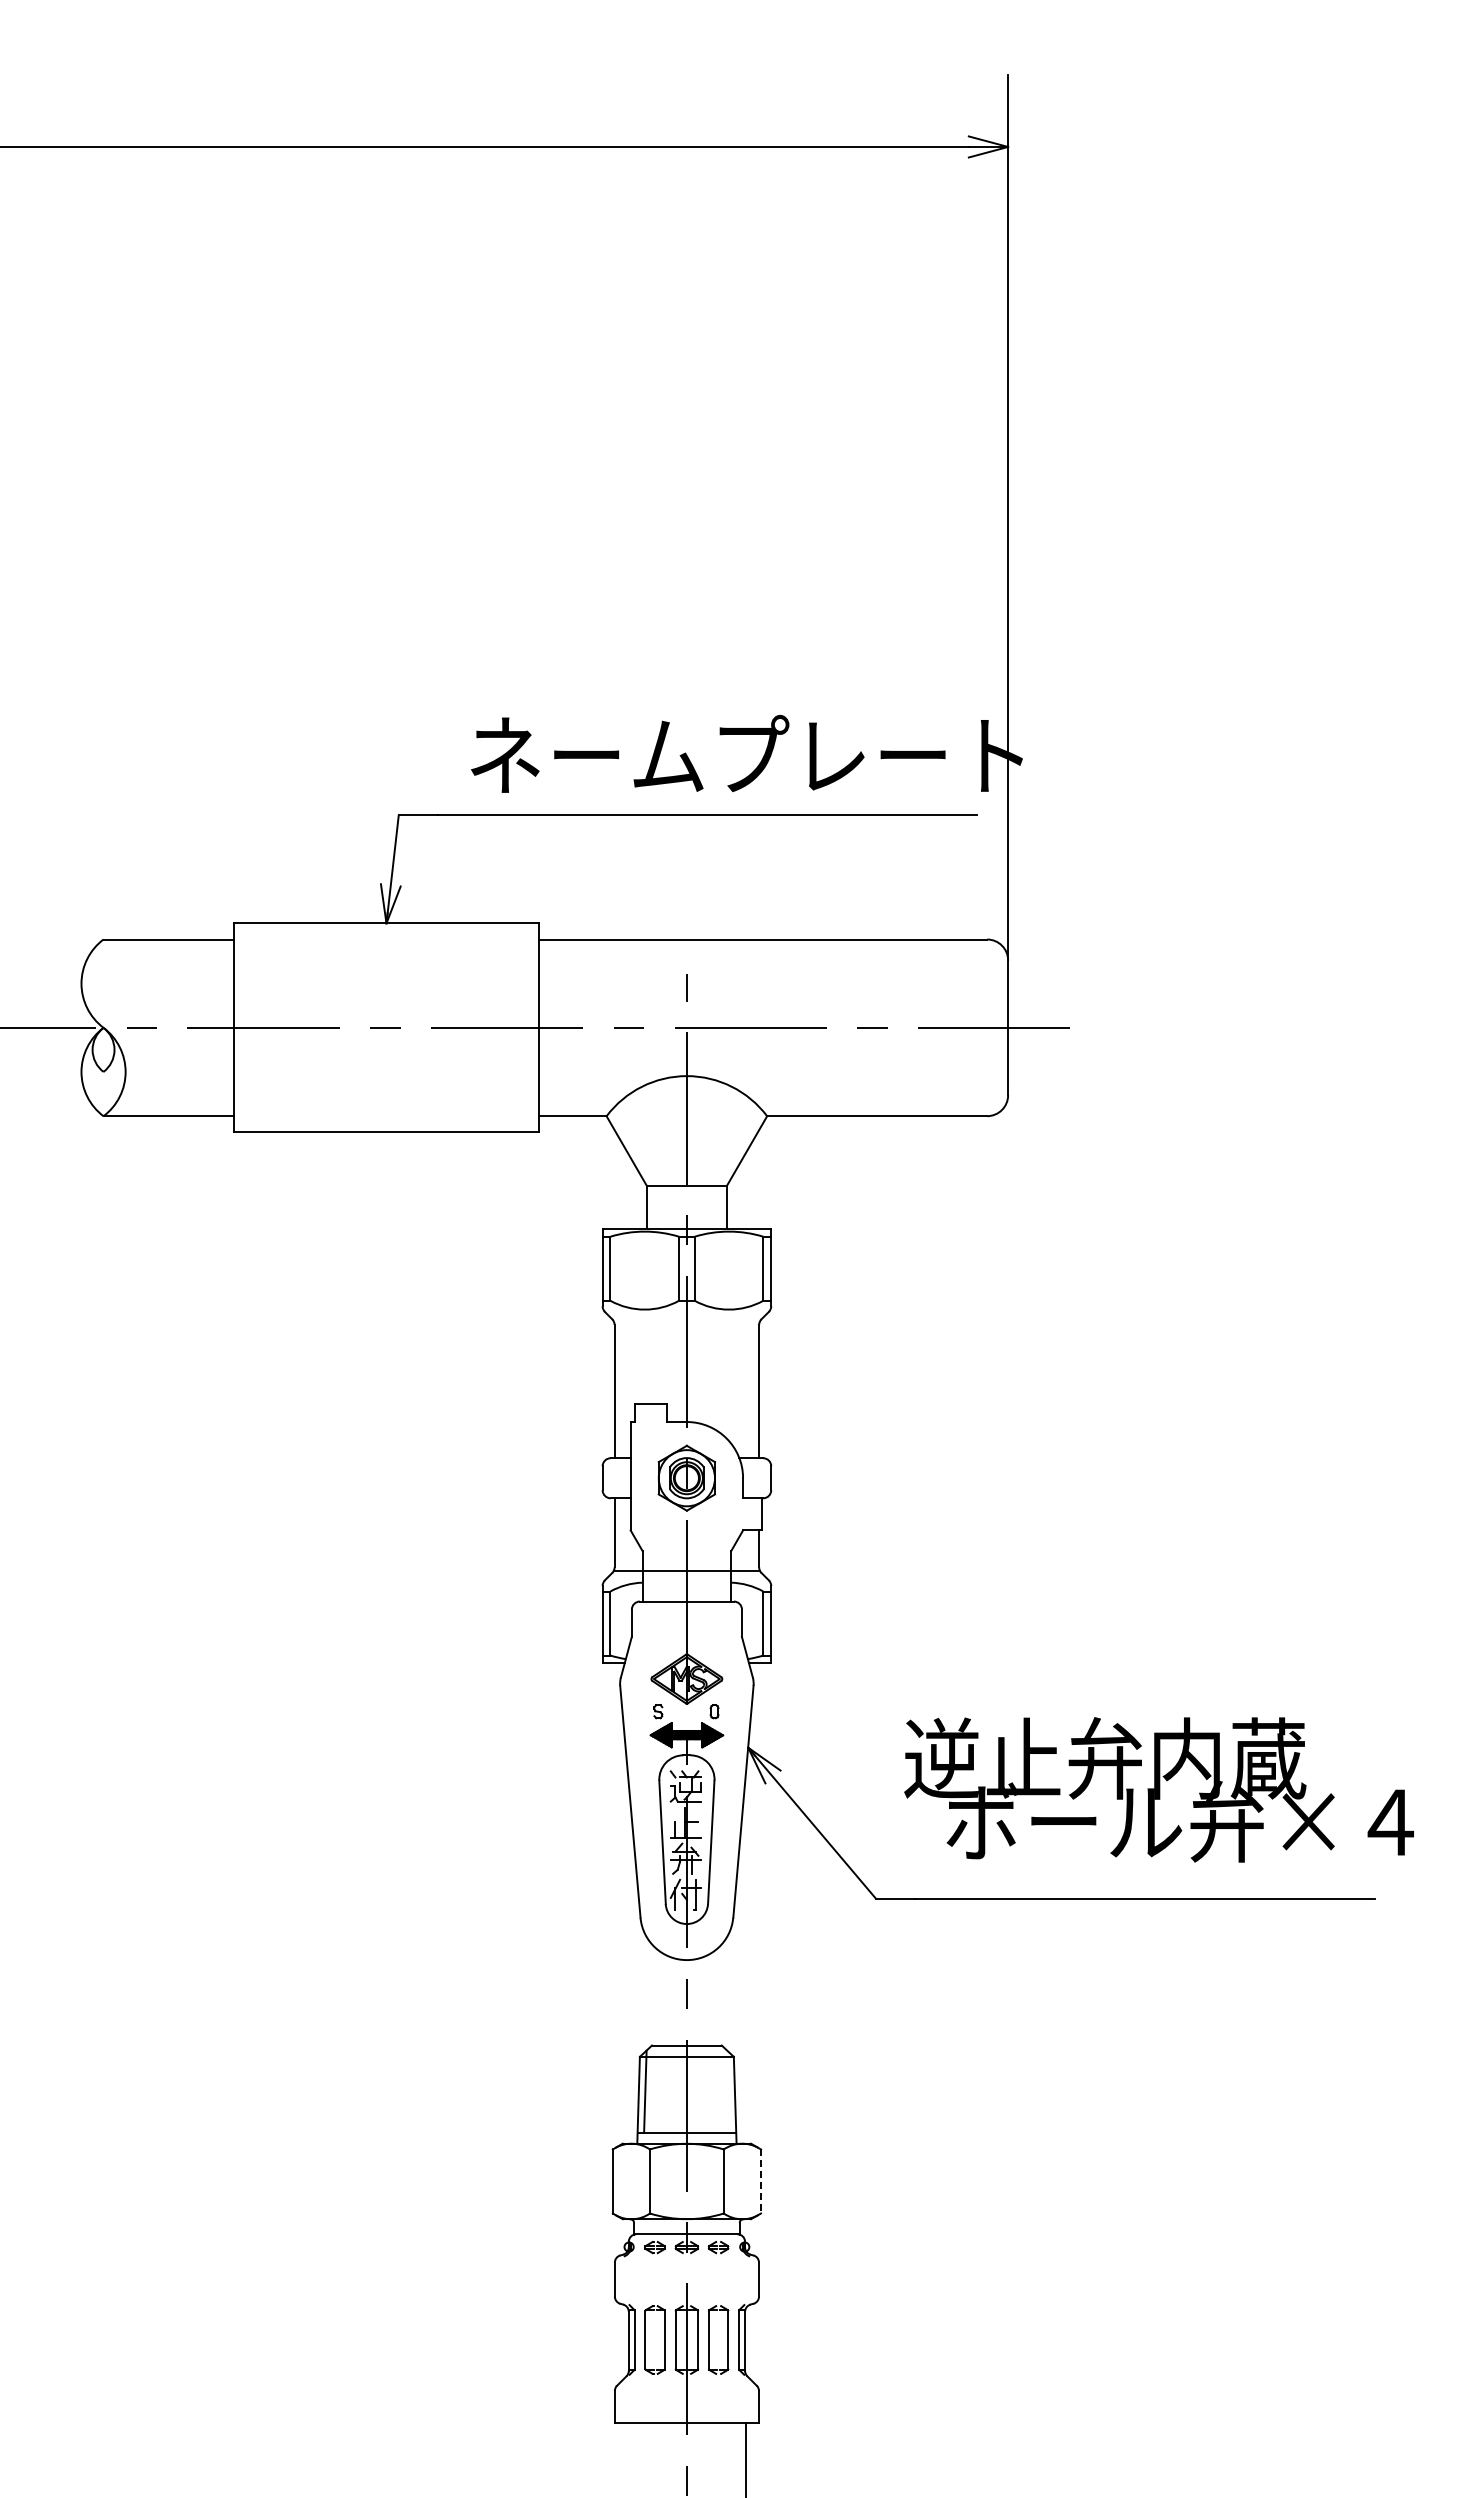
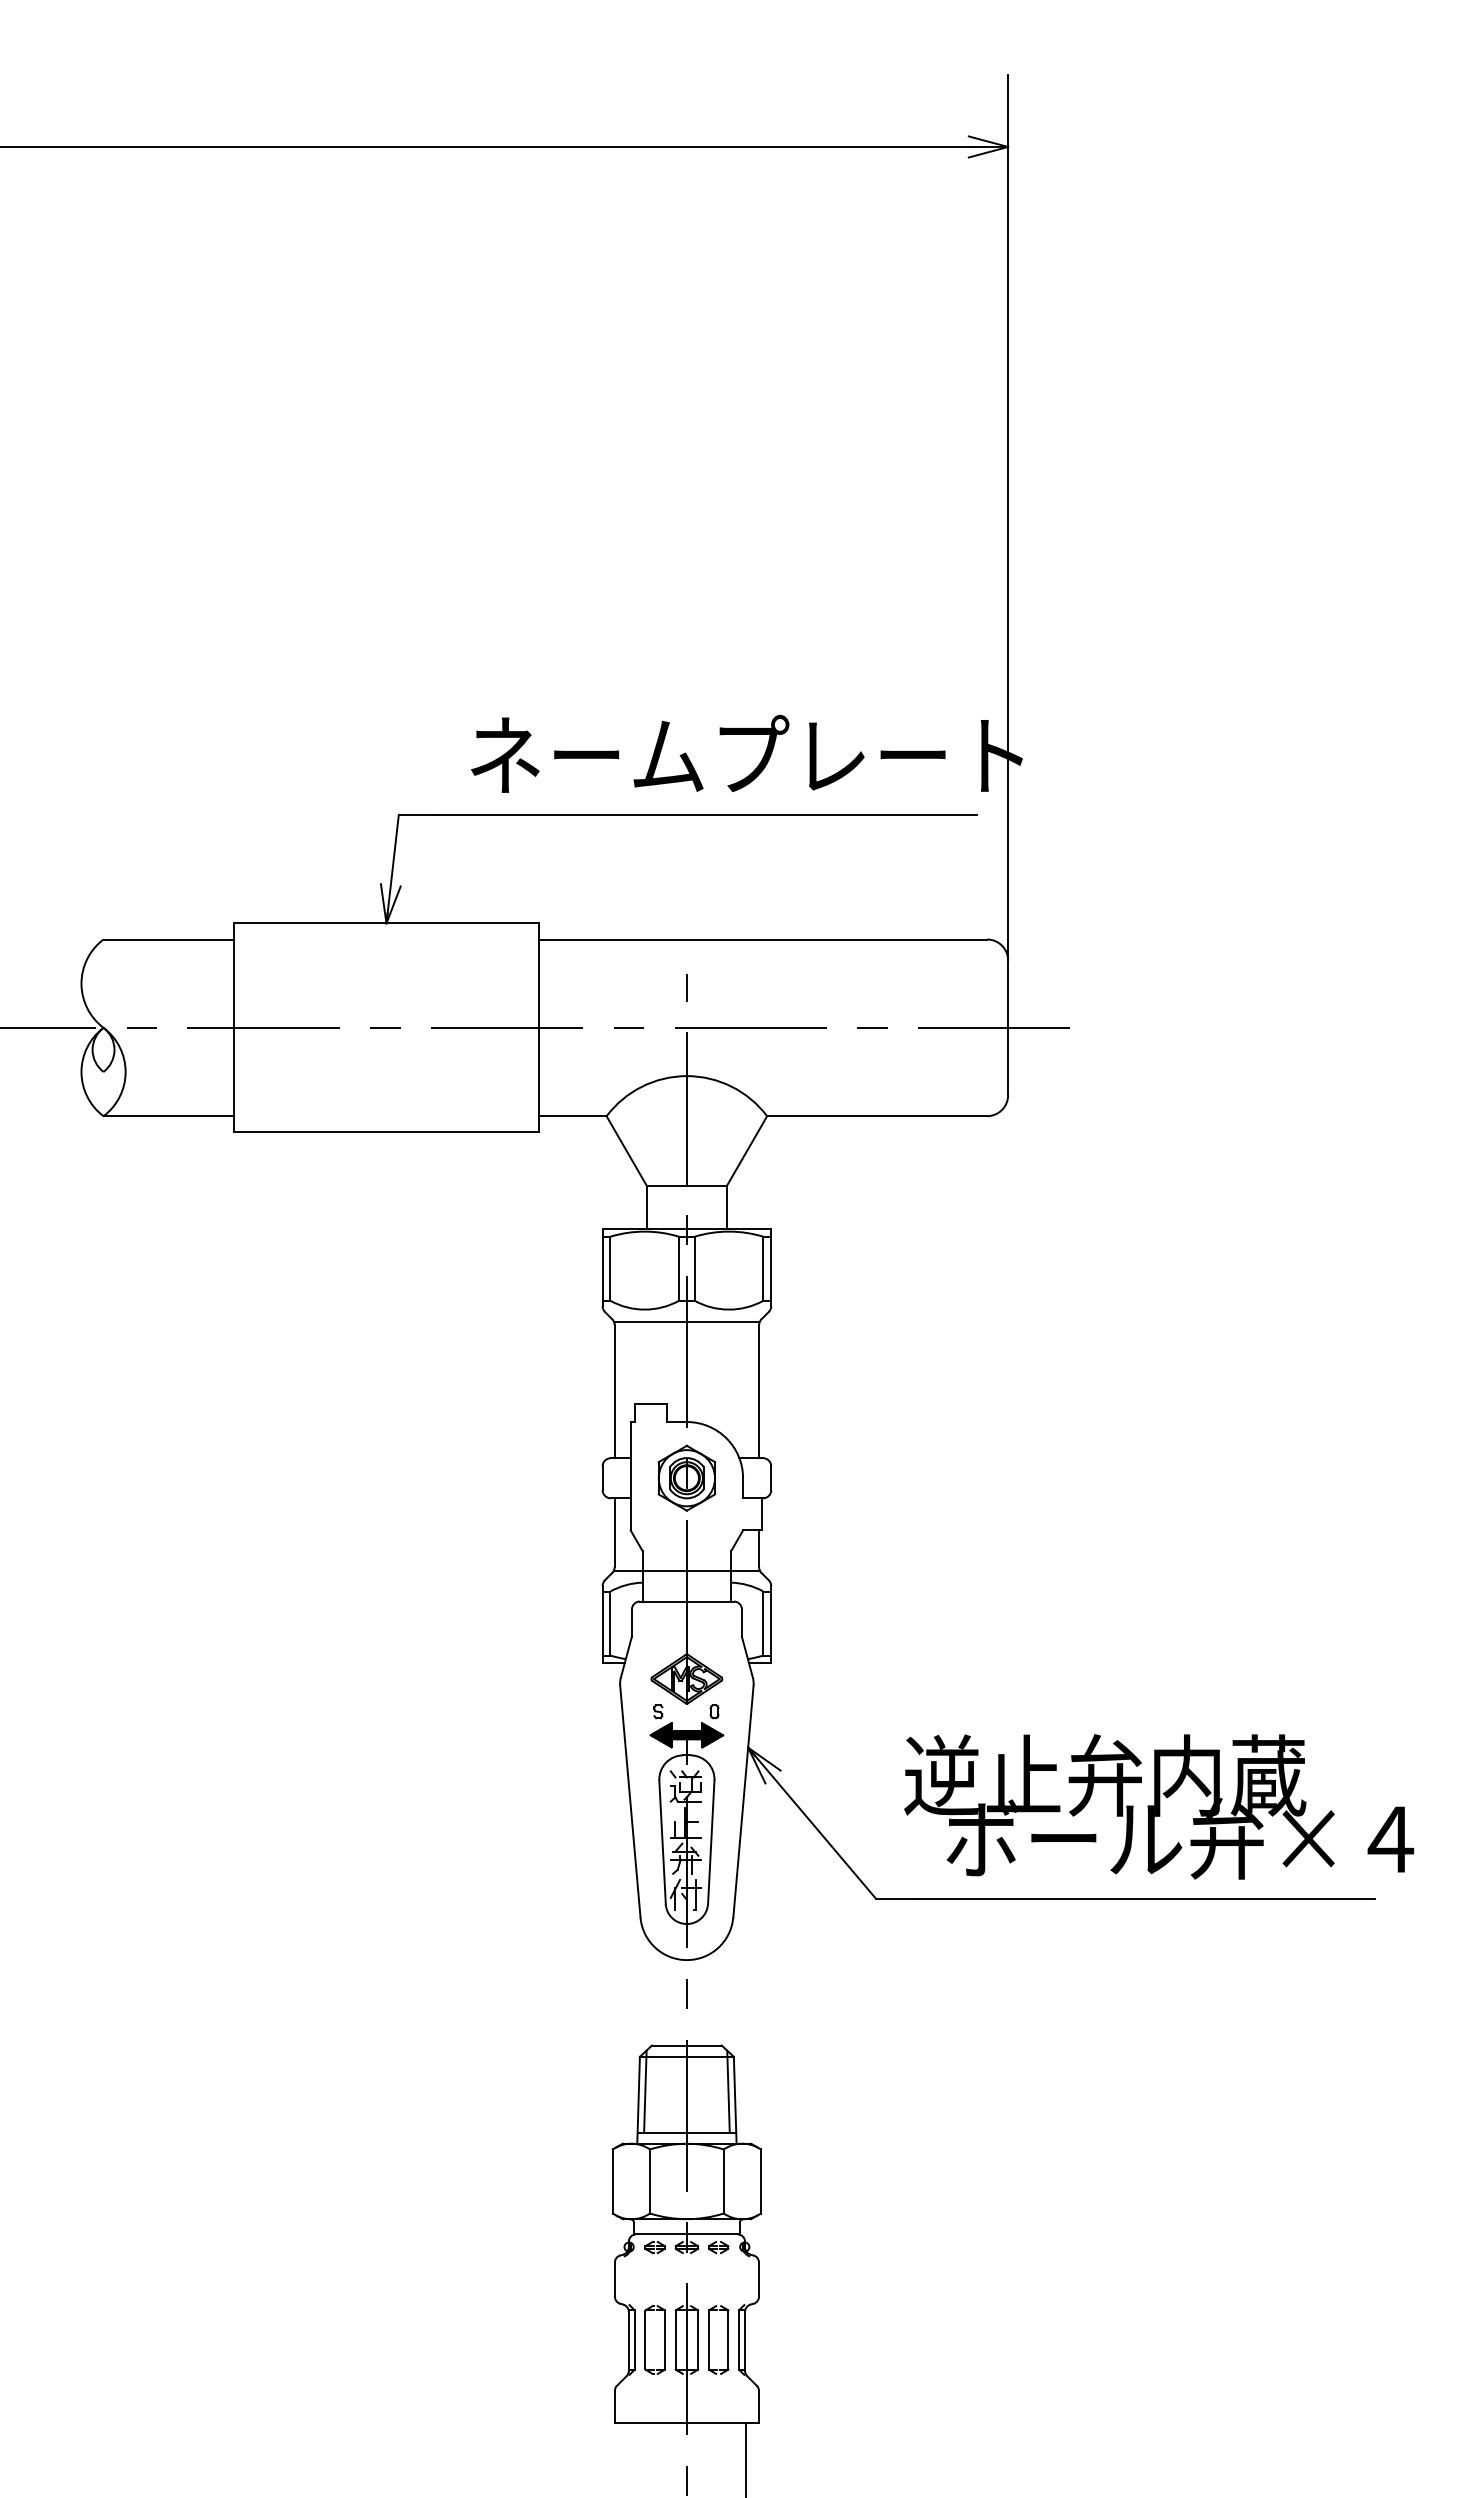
line: none -> present (686, 1321)
text position: (1158, 1789) -> (1158, 1806) (1158, 1806)
line: none -> present (728, 2091)
line: dashed -> solid (761, 2181)
